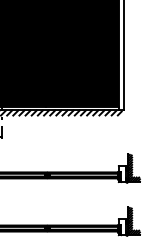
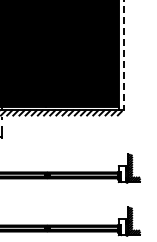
line: solid -> dashed (123, 55)
